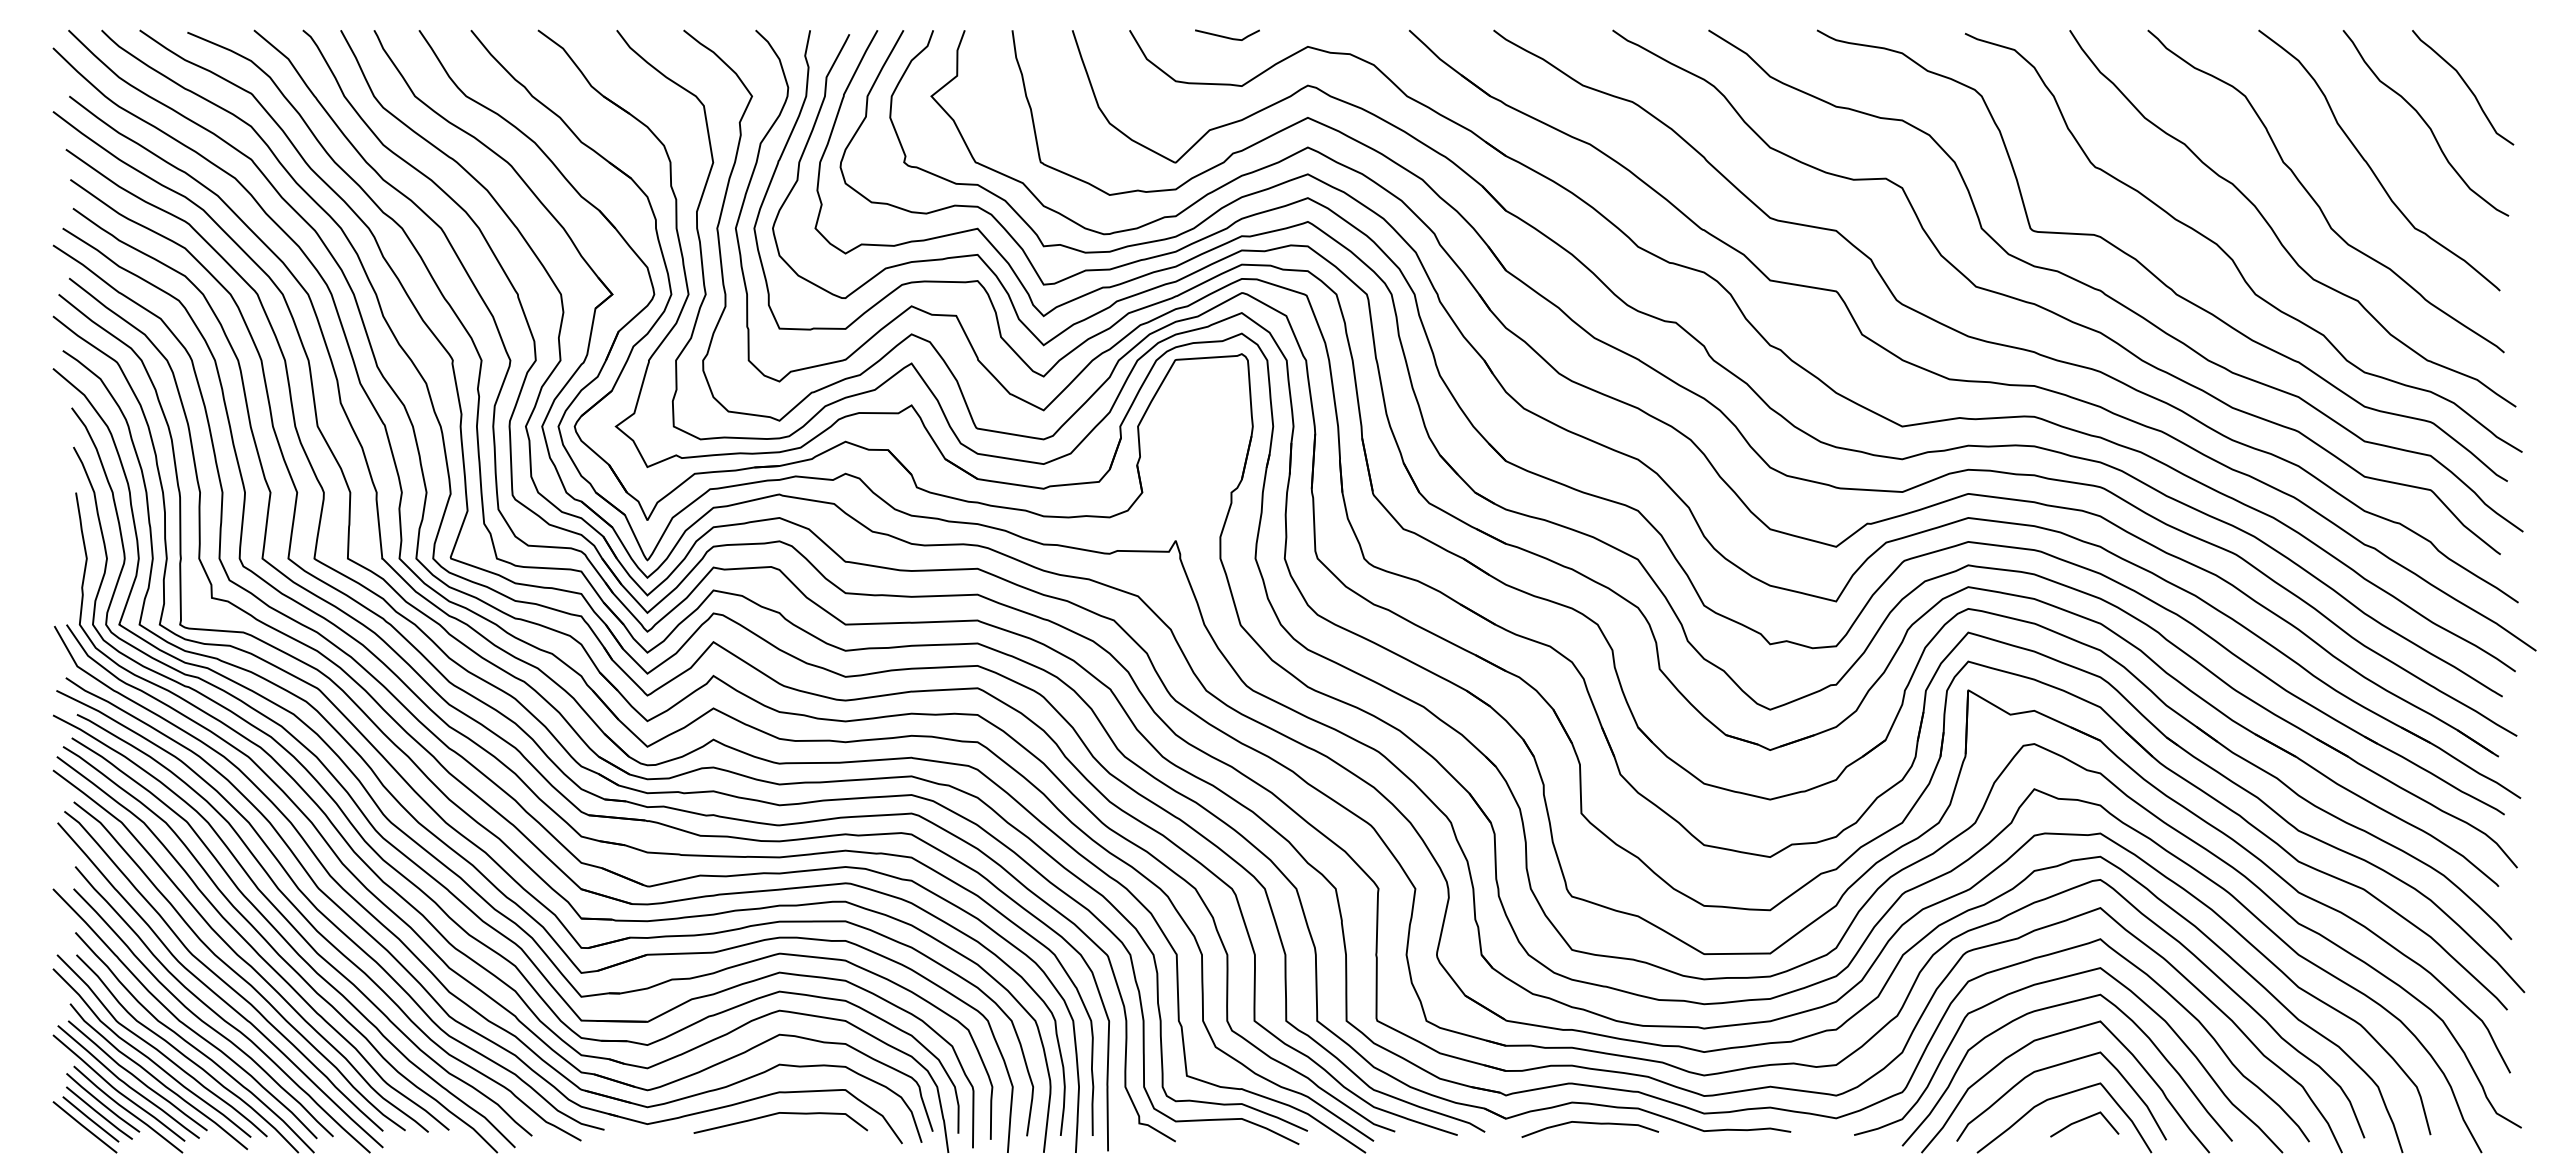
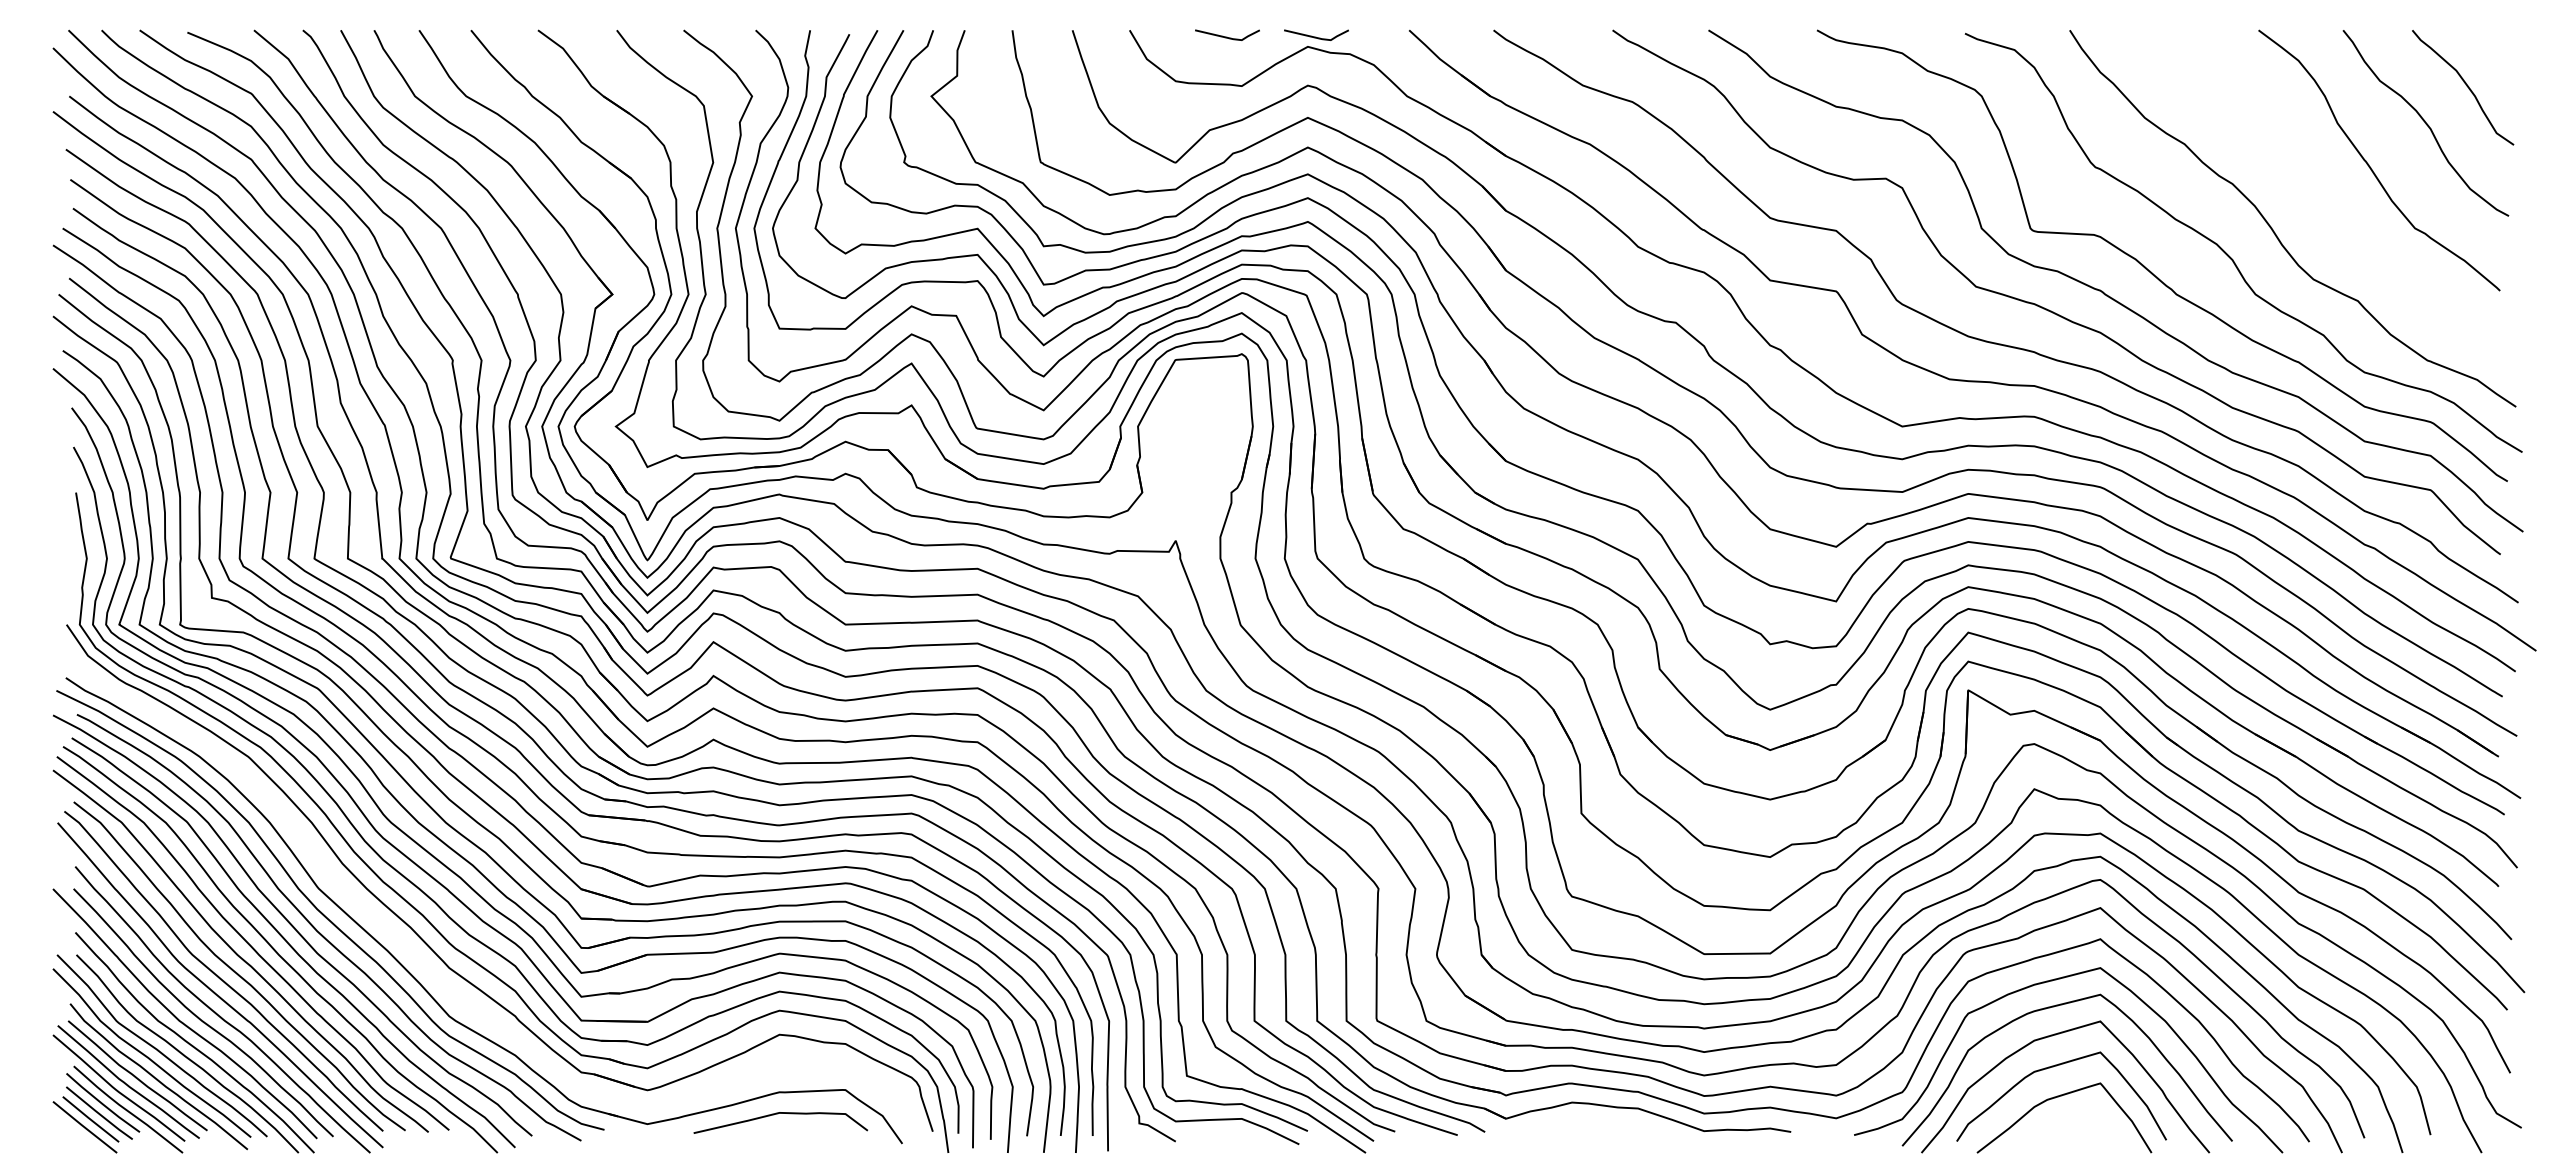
line: none -> present (1316, 36)
curve: present -> none (2315, 200)
part: present -> none (416, 955)
line: present -> none (2083, 1120)
curve: present -> none (1593, 1124)
